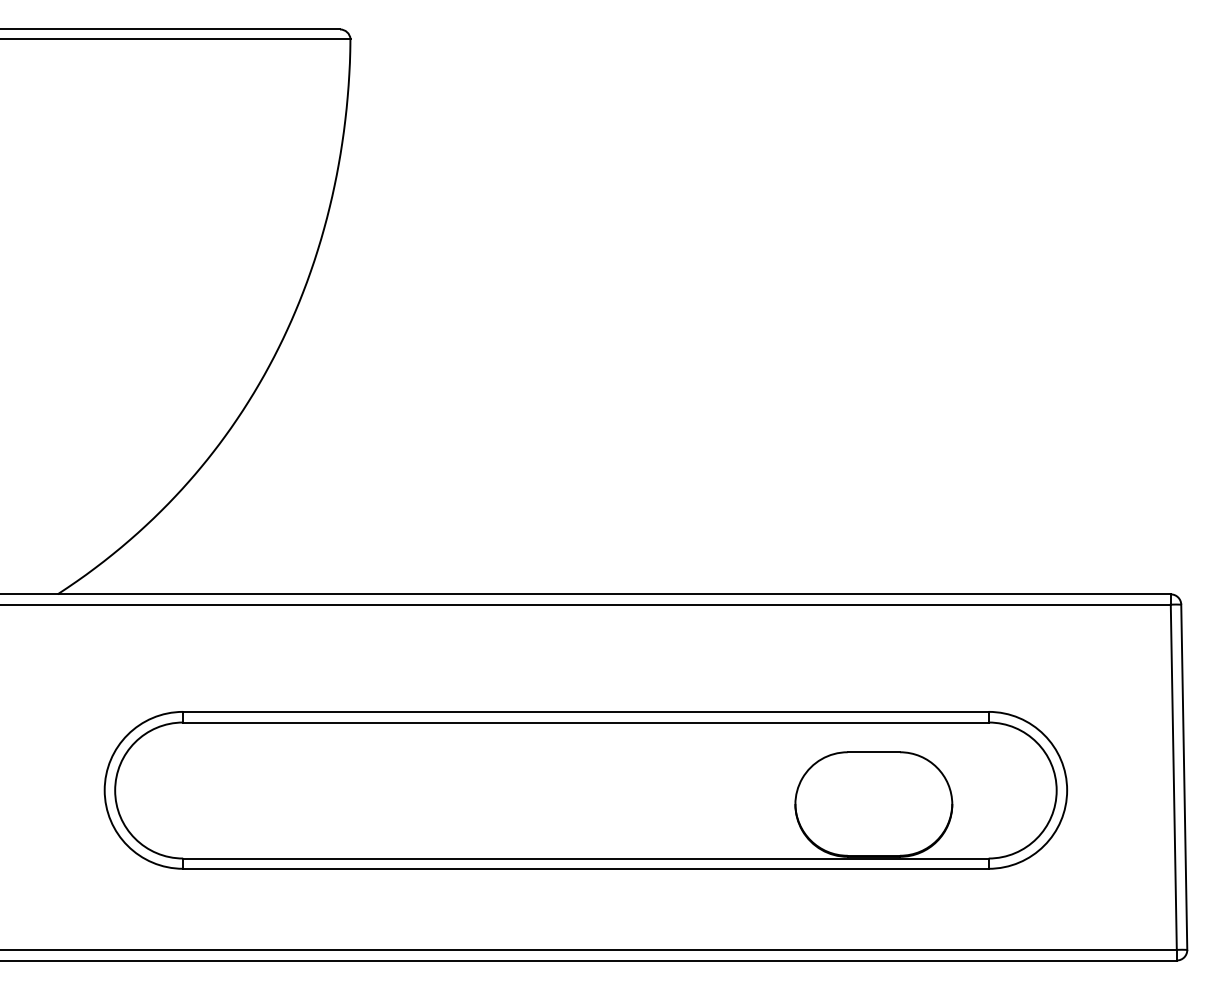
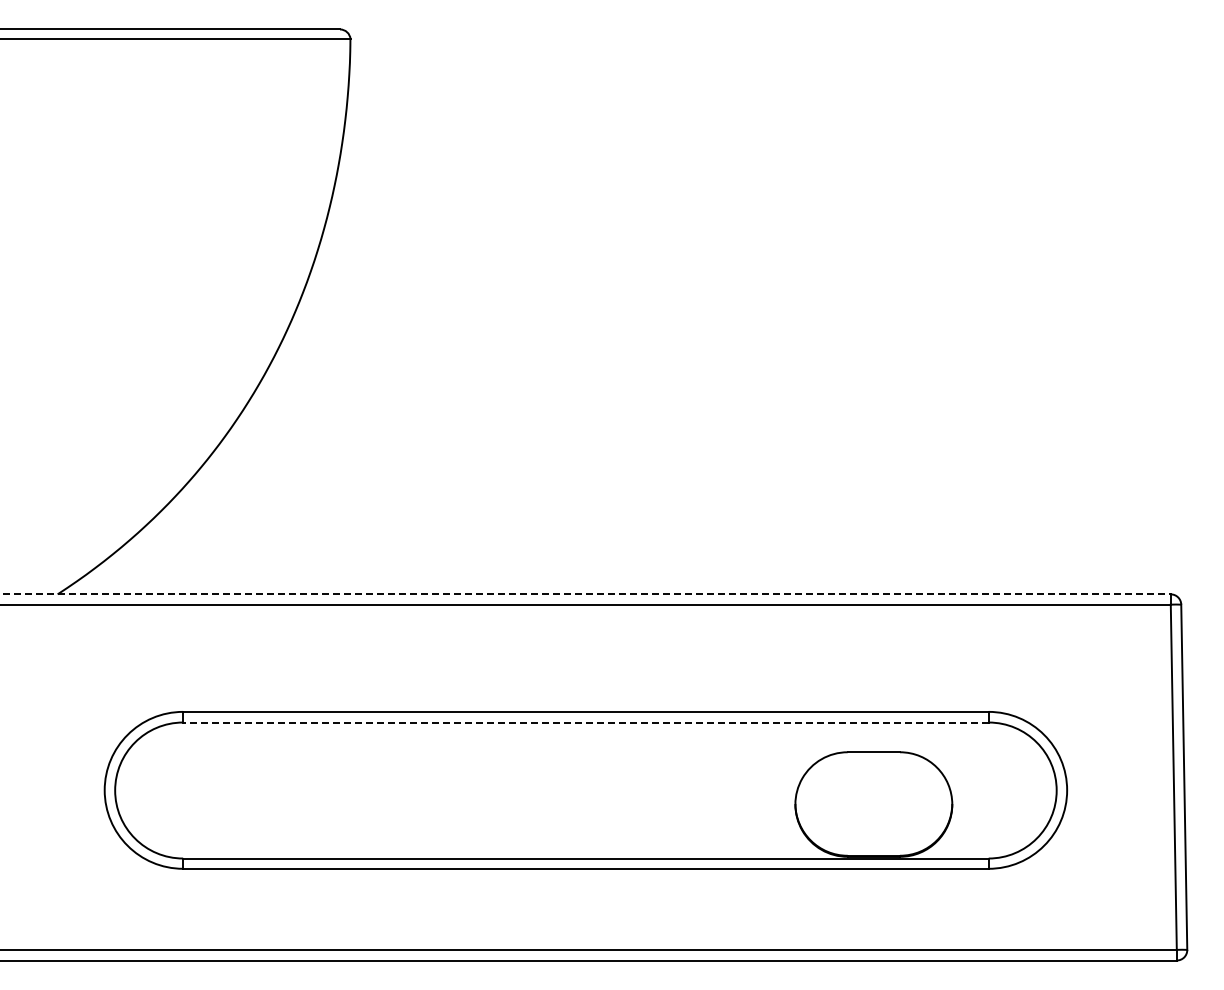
line: solid -> dashed (585, 594)
line: solid -> dashed (585, 722)
